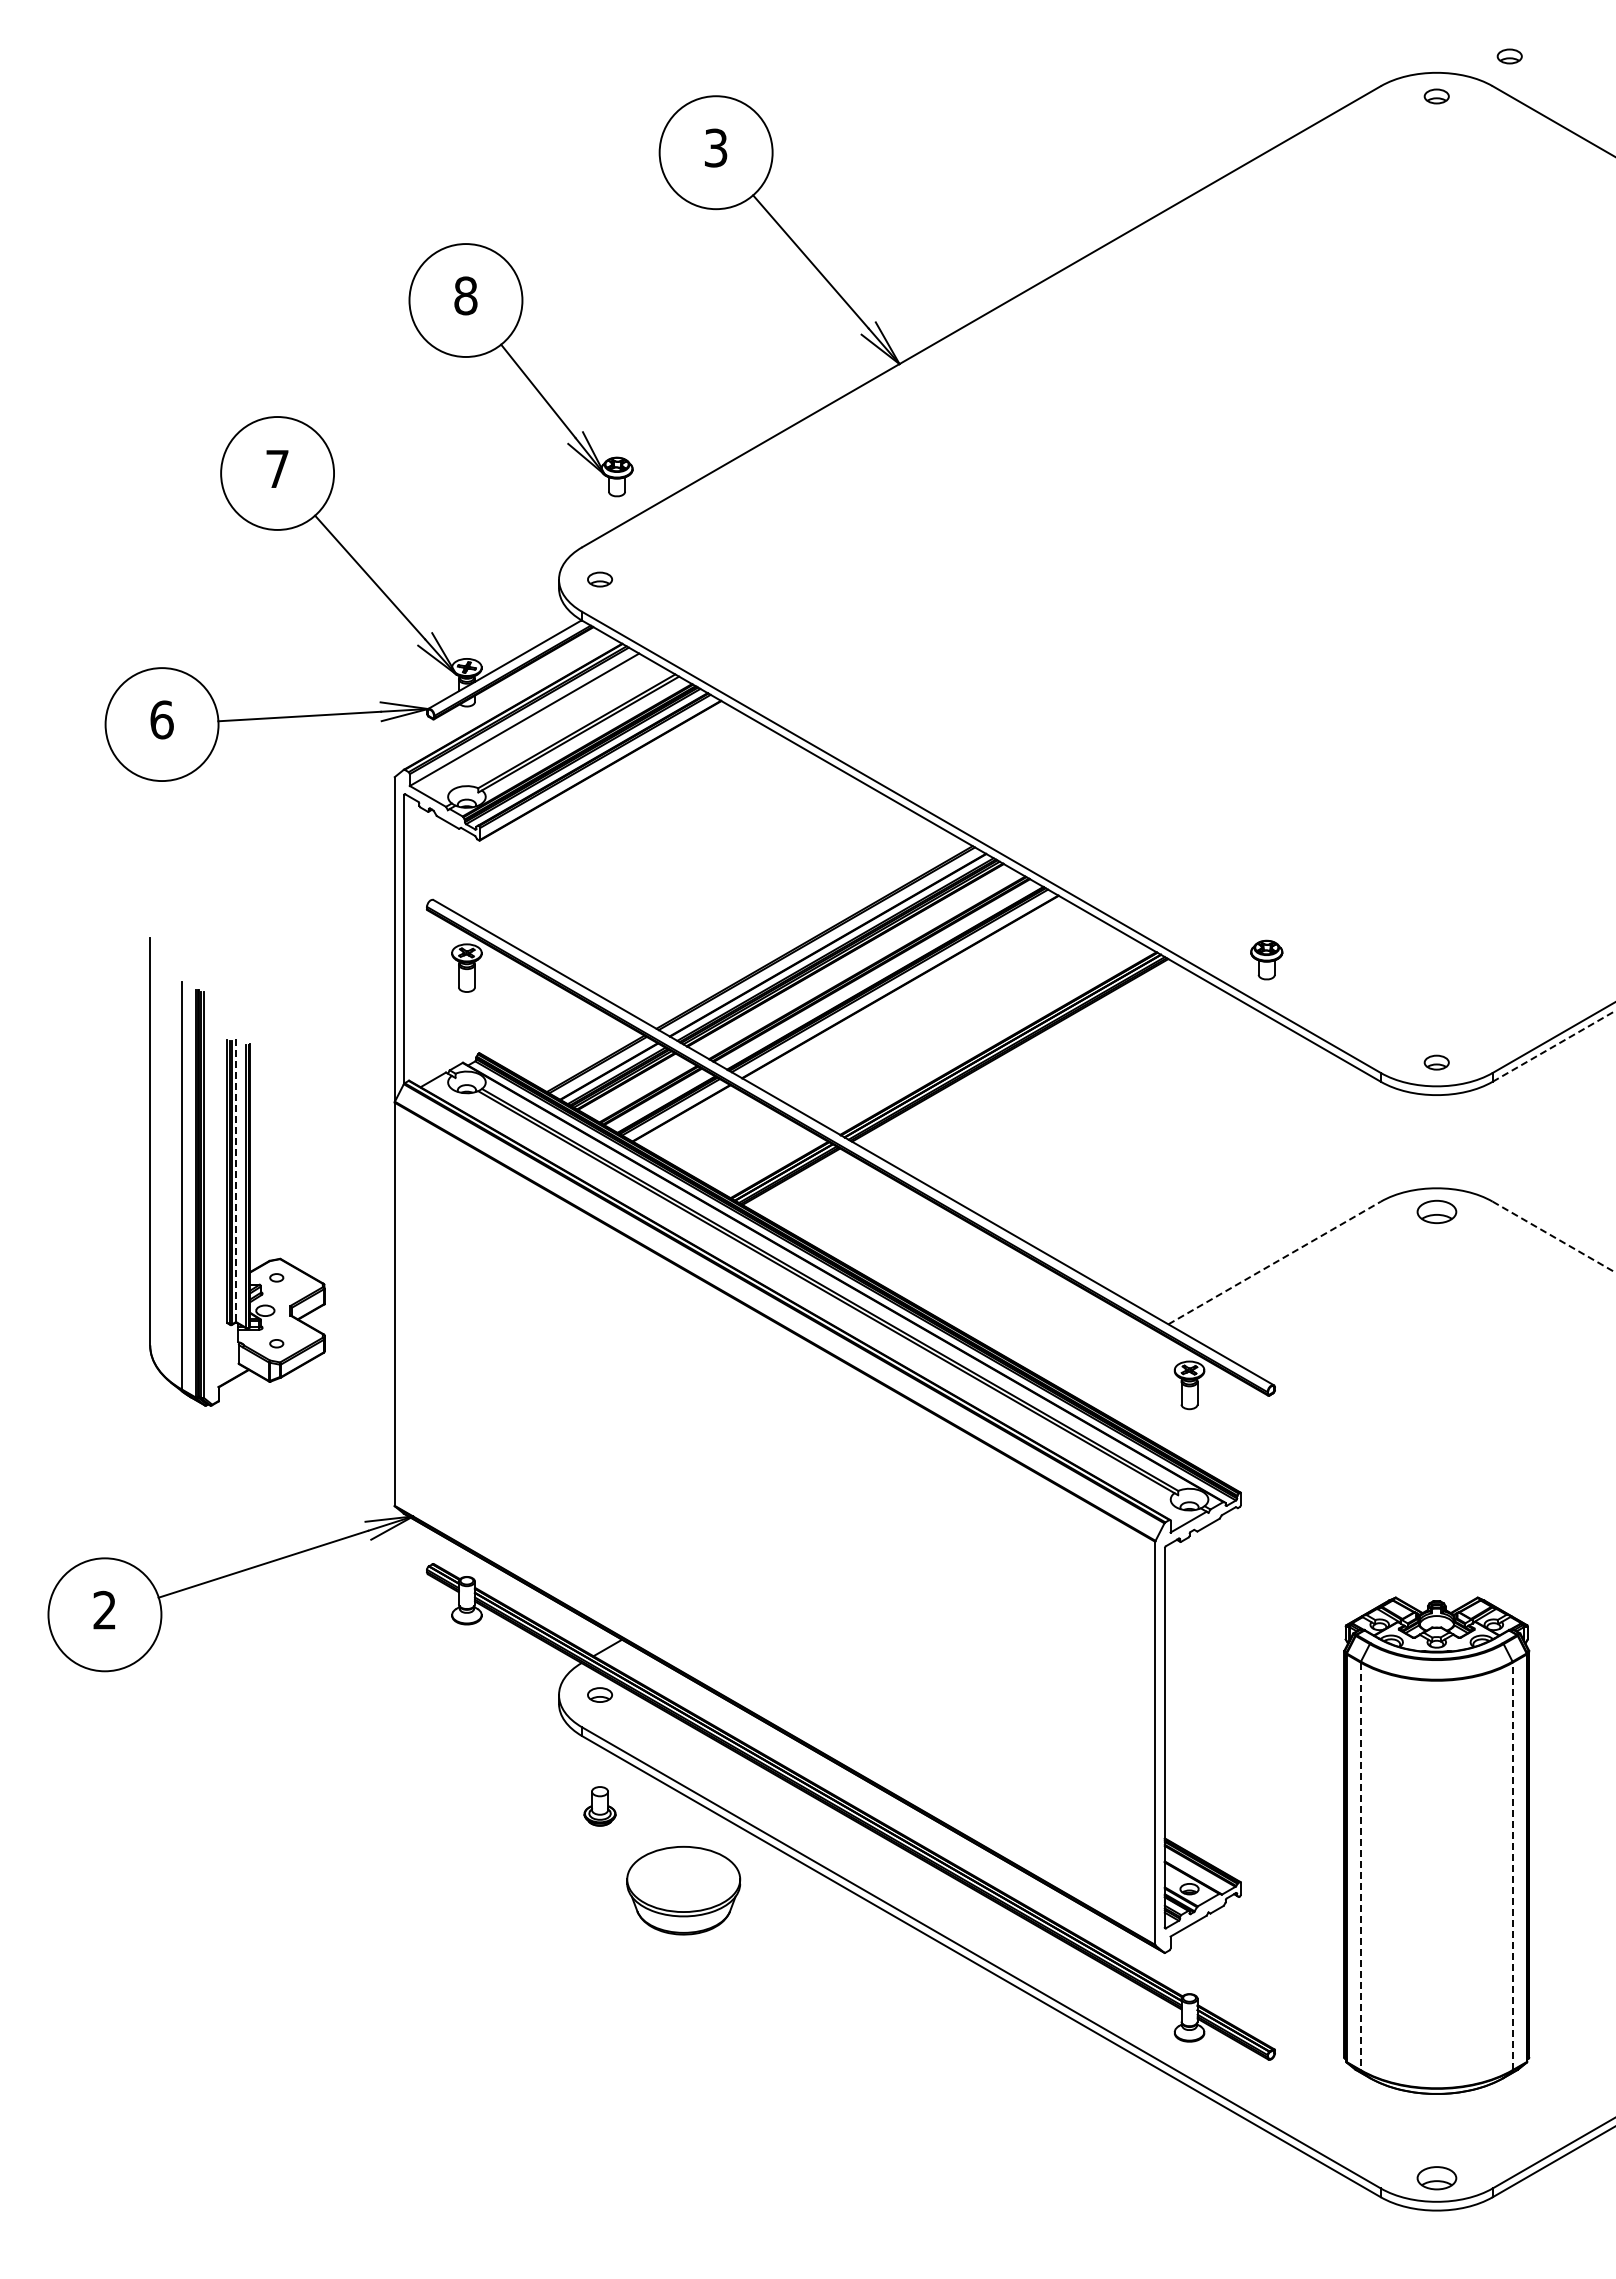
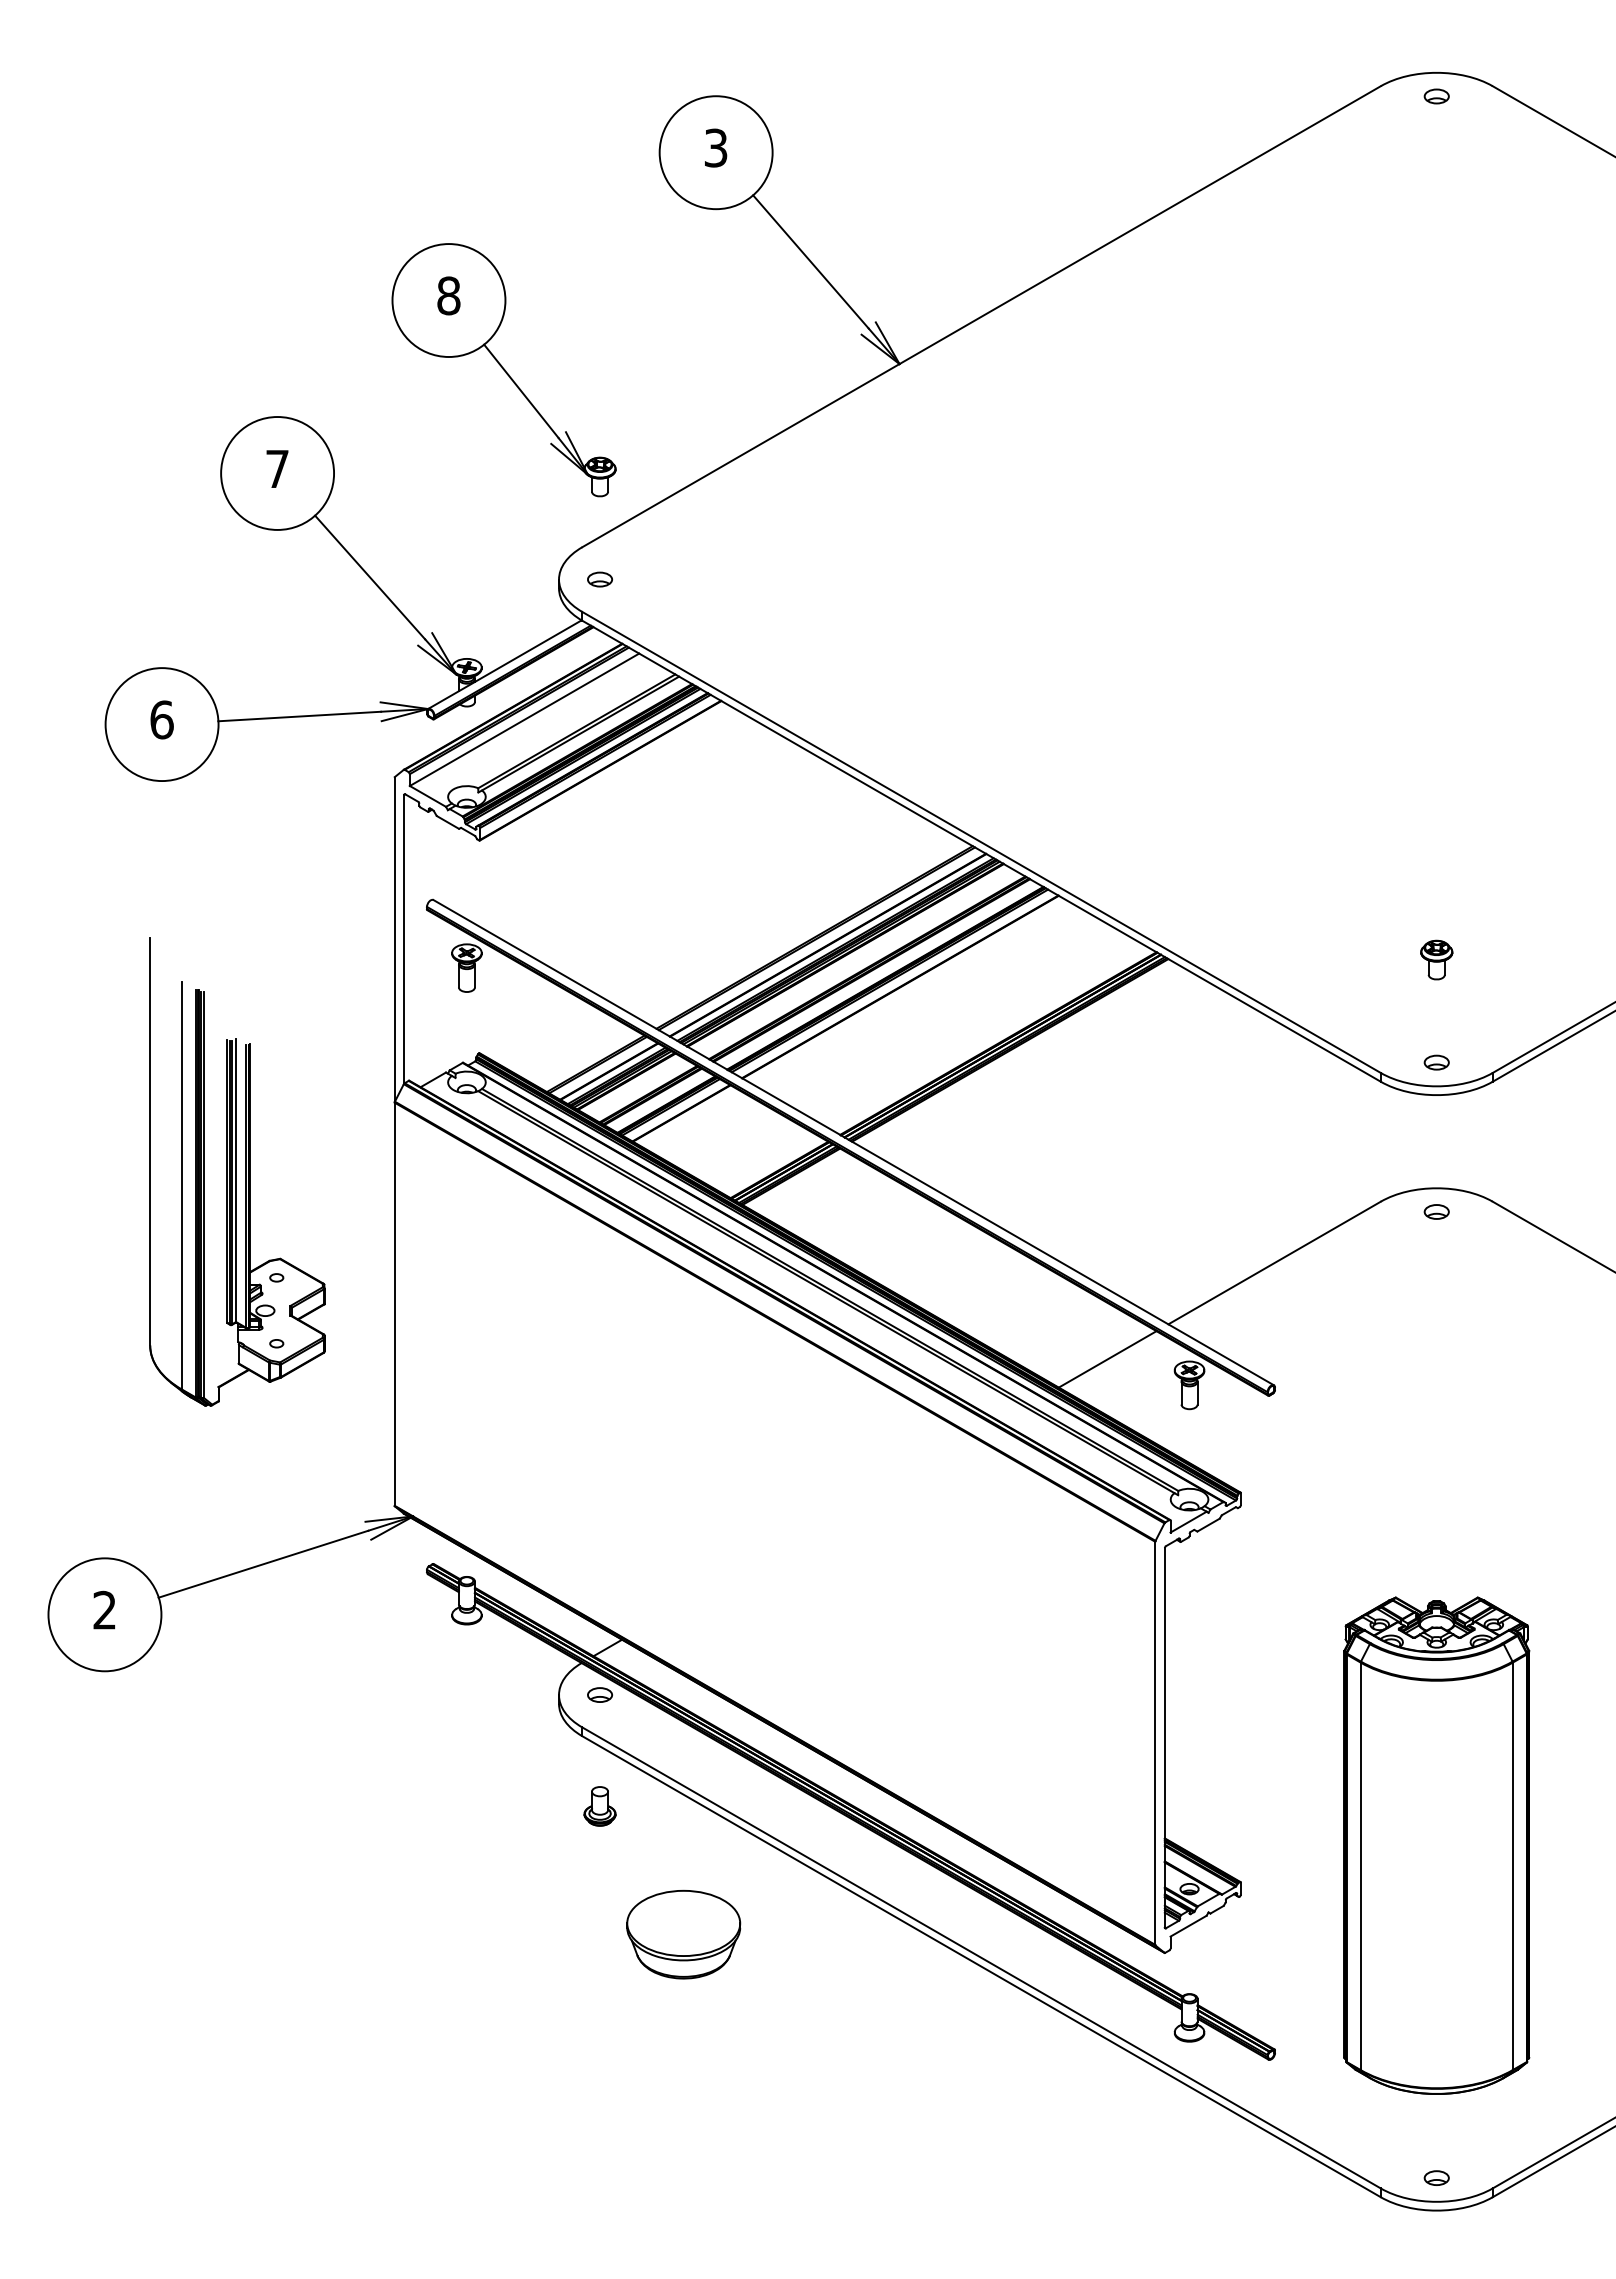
part: present -> none (1509, 56)
part position: (520, 370) -> (503, 370) (503, 370)
part position: (1266, 959) -> (1436, 959) (1436, 959)
line: dashed -> solid (1554, 1046)
line: dashed -> solid (236, 1181)
part size: 42x25 px -> 27x16 px (1436, 1211)
line: dashed -> solid (1554, 1237)
line: dashed -> solid (1274, 1263)
line: none -> present (1107, 1359)
line: dashed -> solid (1360, 1866)
line: dashed -> solid (1512, 1866)
part position: (683, 1890) -> (683, 1934) (683, 1934)
part size: 42x25 px -> 27x16 px (1436, 2177)
